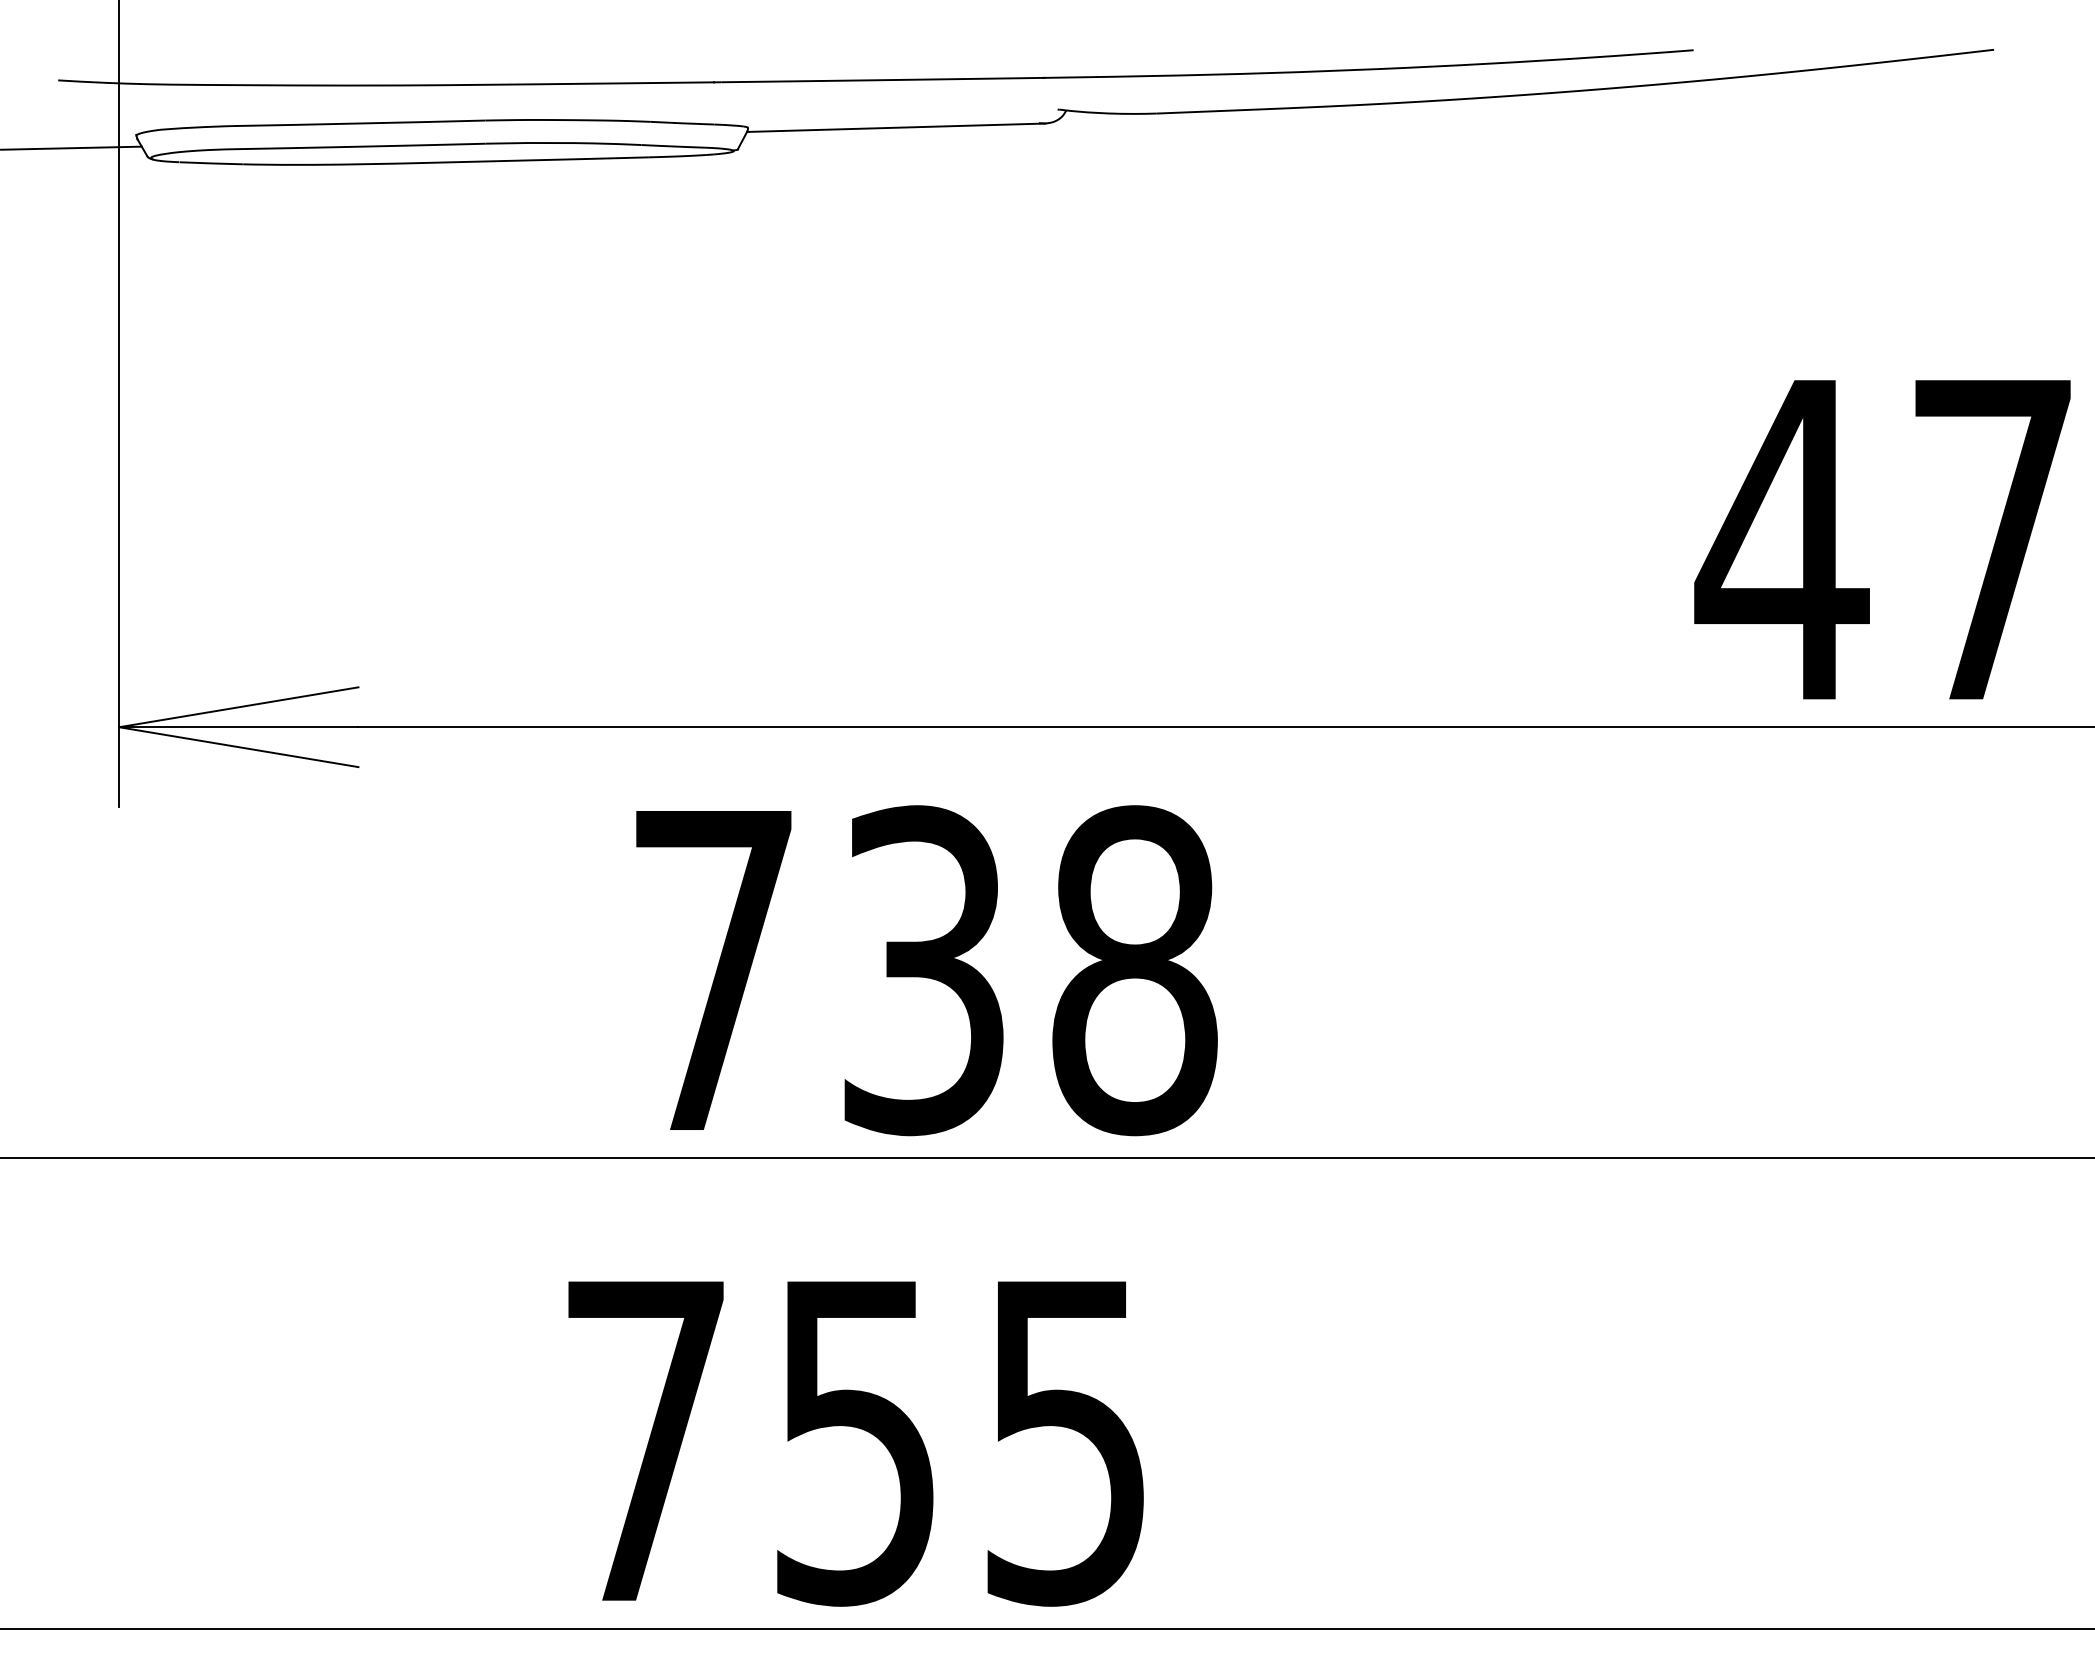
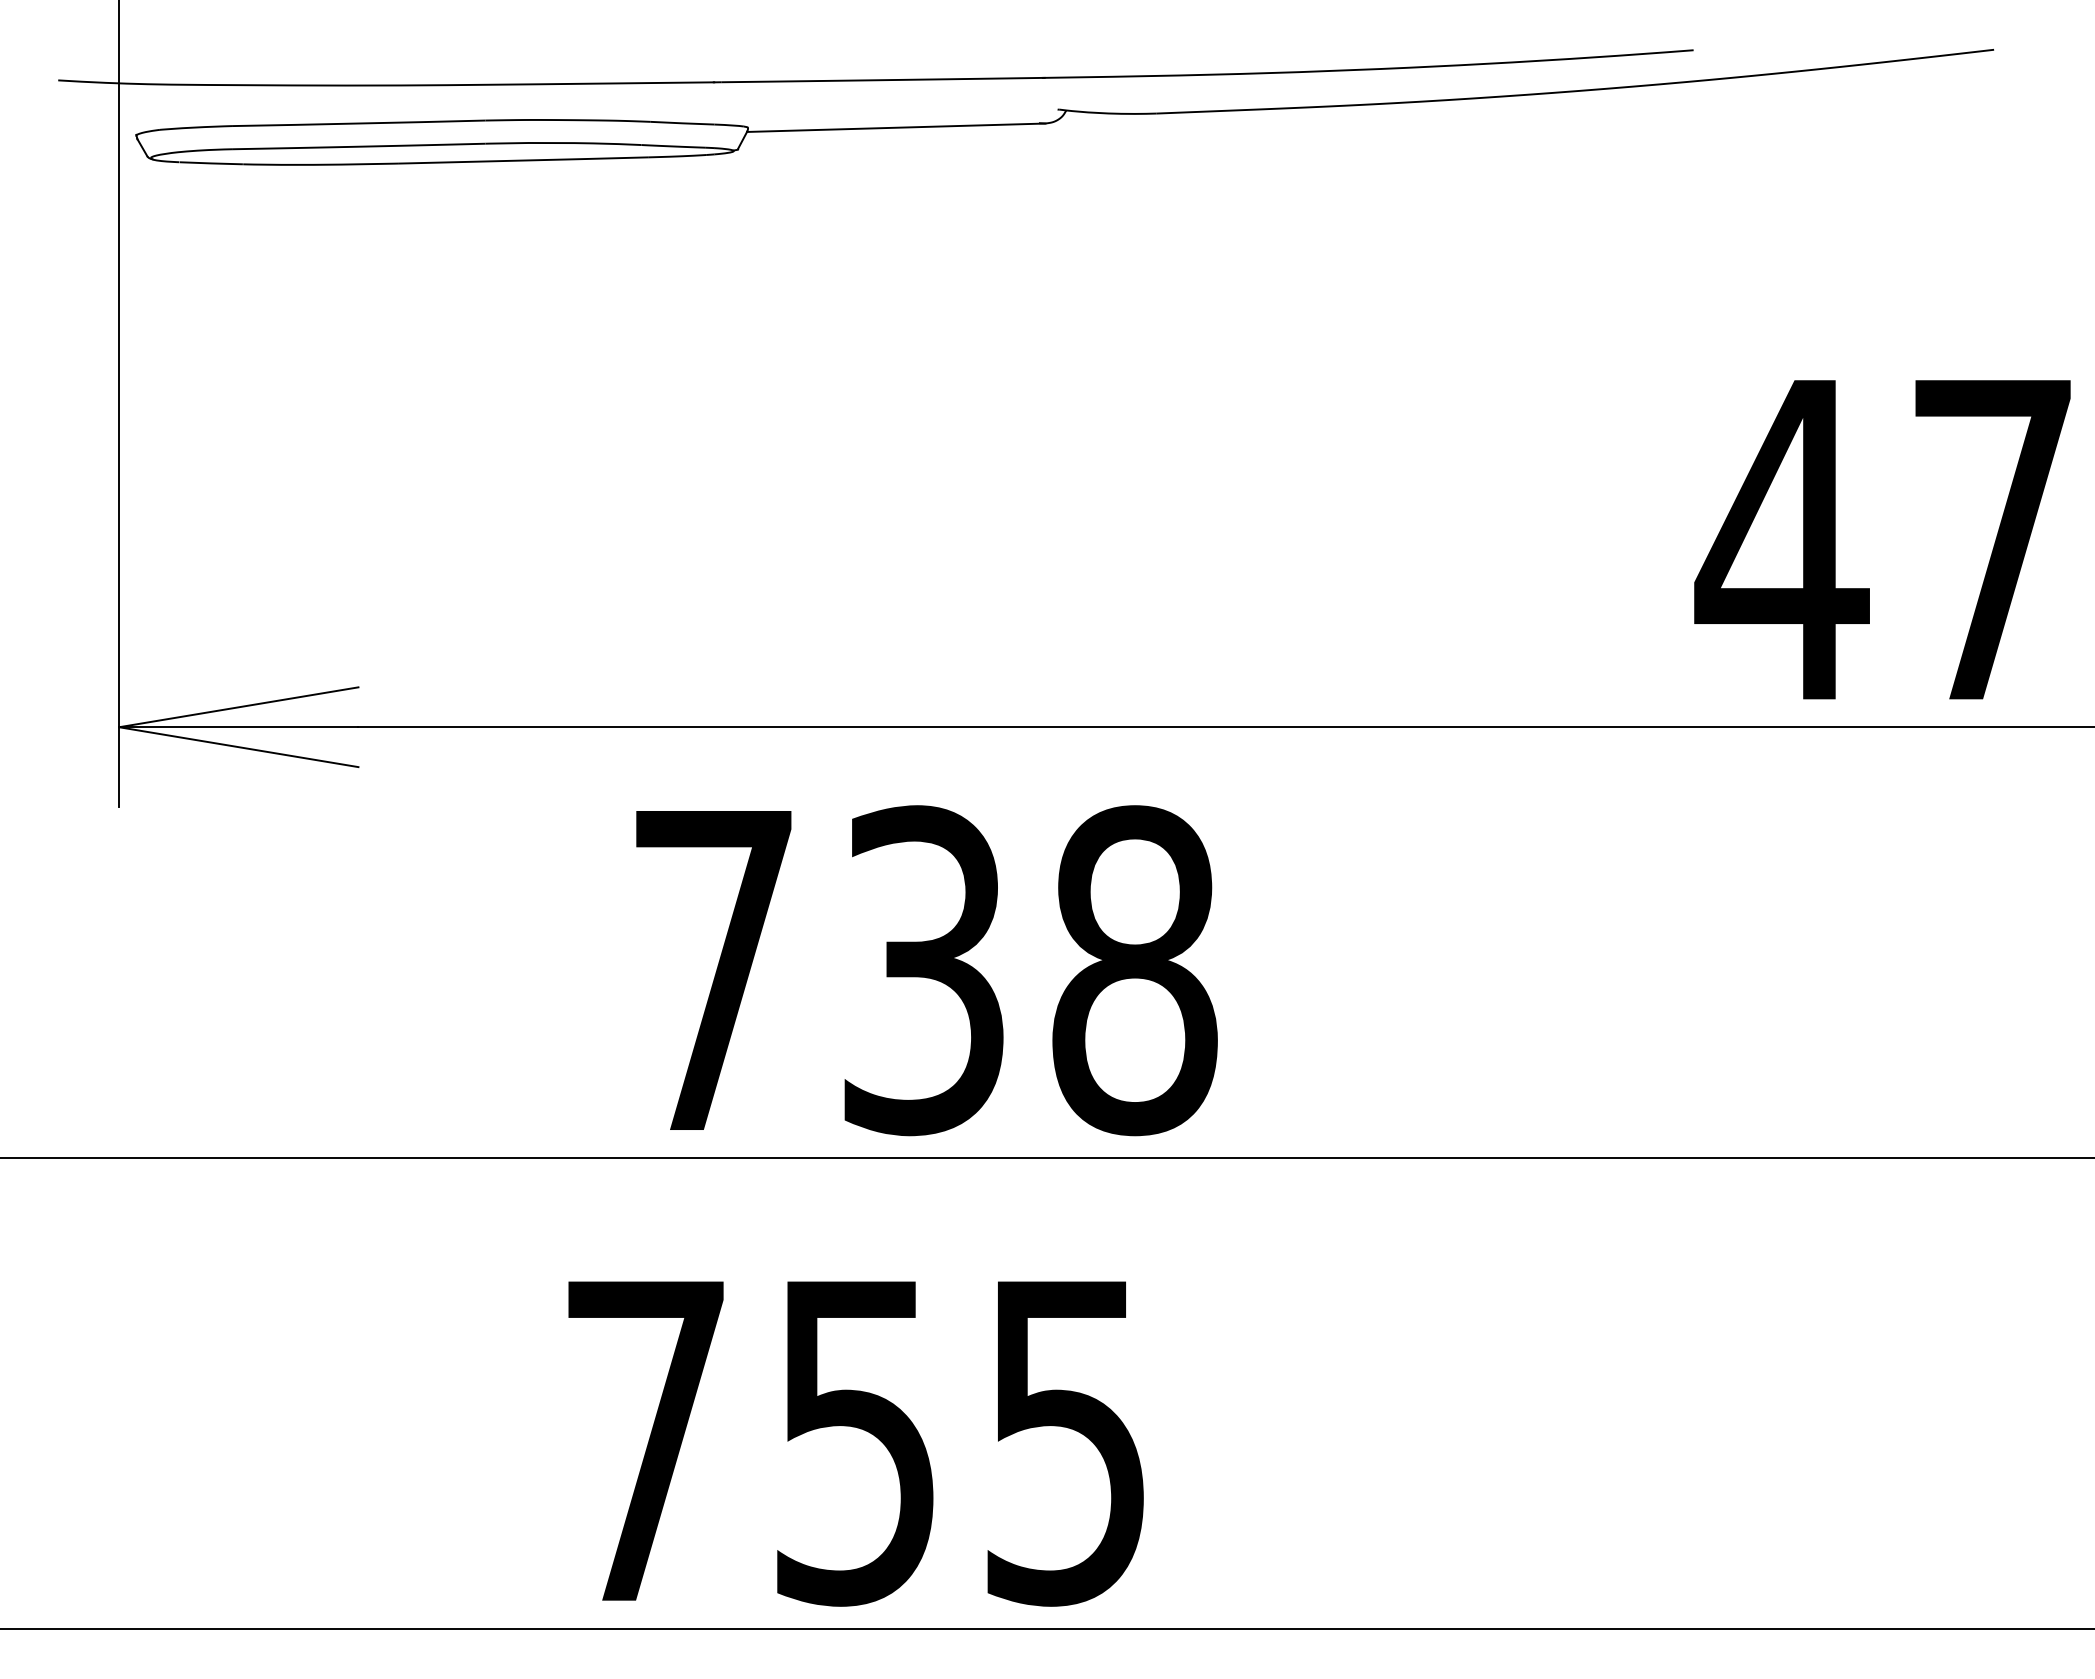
line: present -> none (71, 147)
